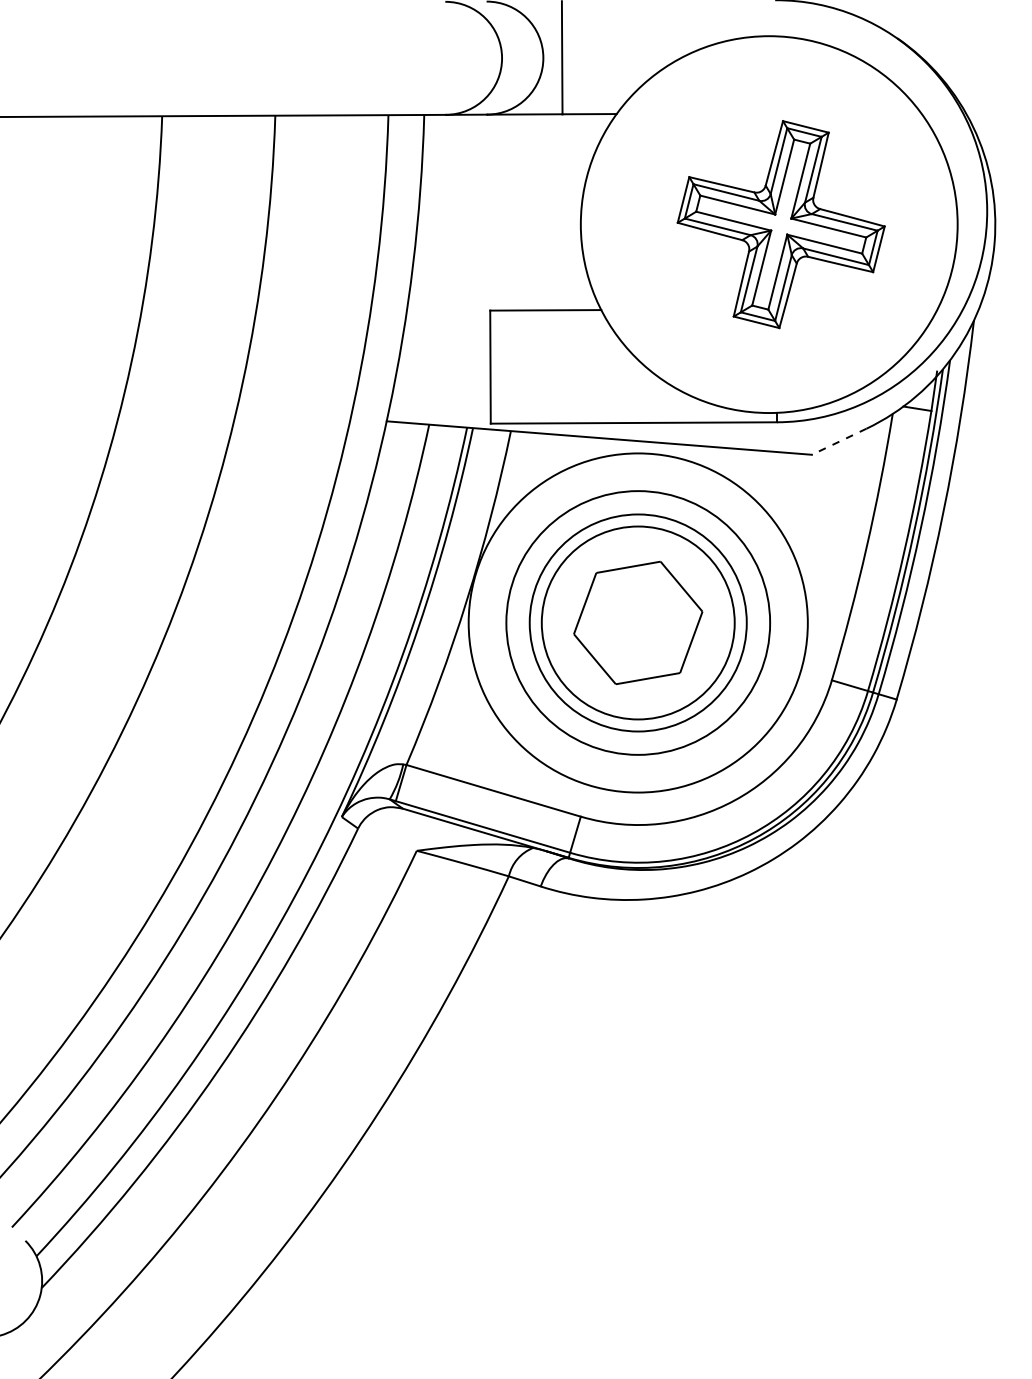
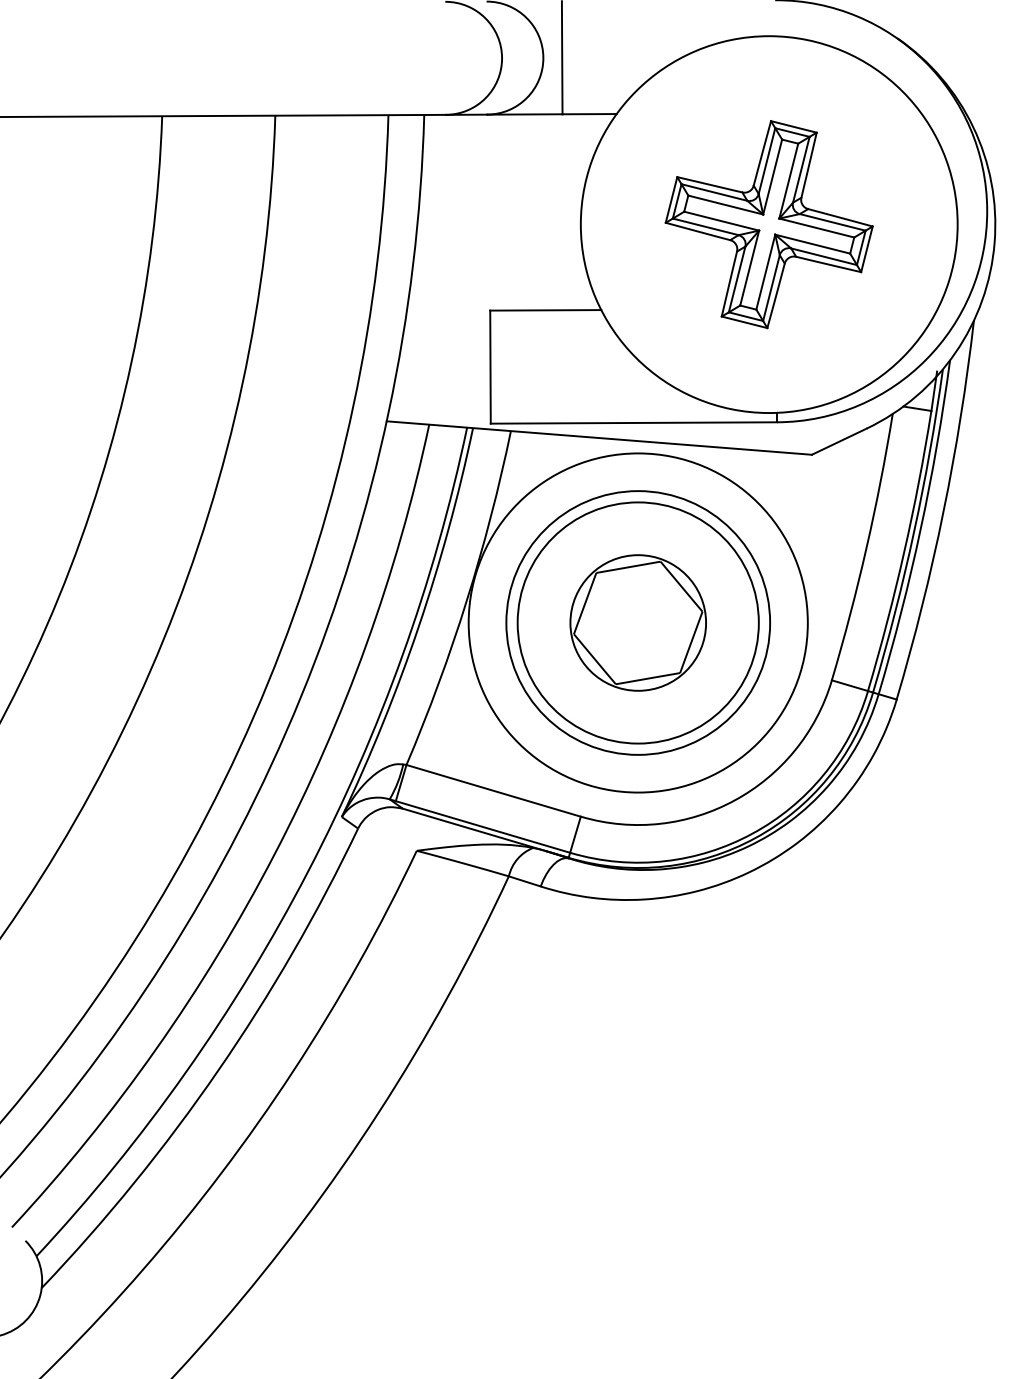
part position: (780, 224) -> (768, 224) (768, 224)
line: dashed -> solid (838, 441)
circle diameter: 193 px -> 241 px (637, 622)
circle diameter: 217 px -> 136 px (638, 622)
